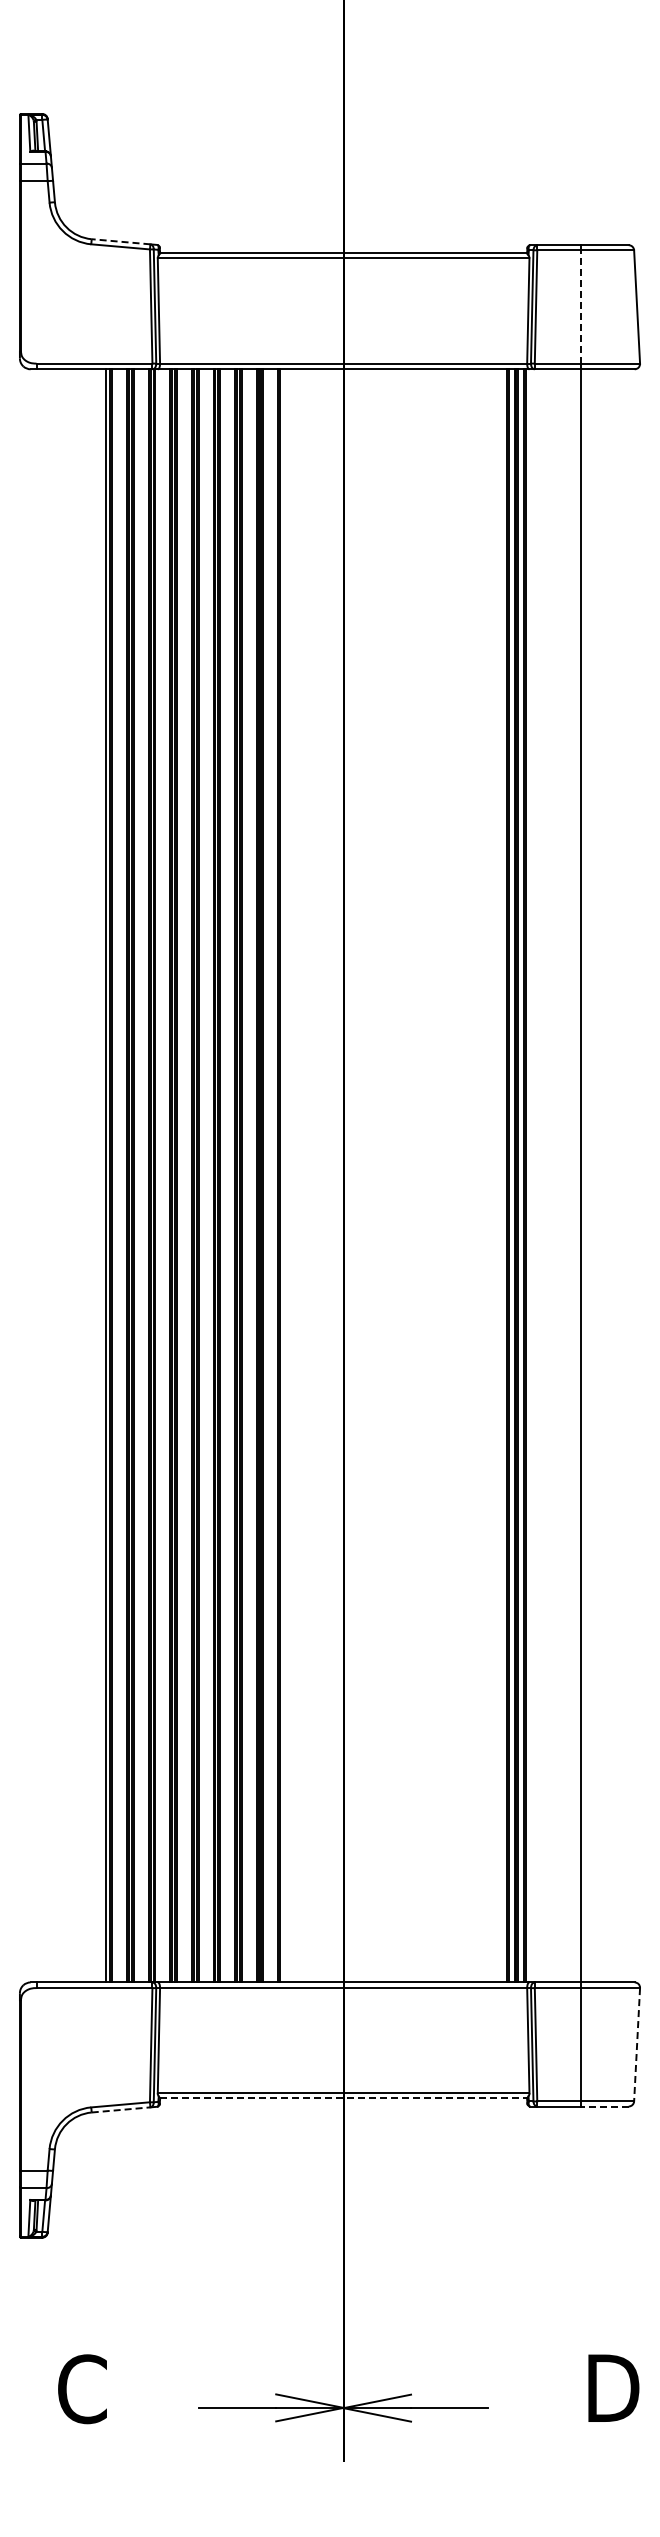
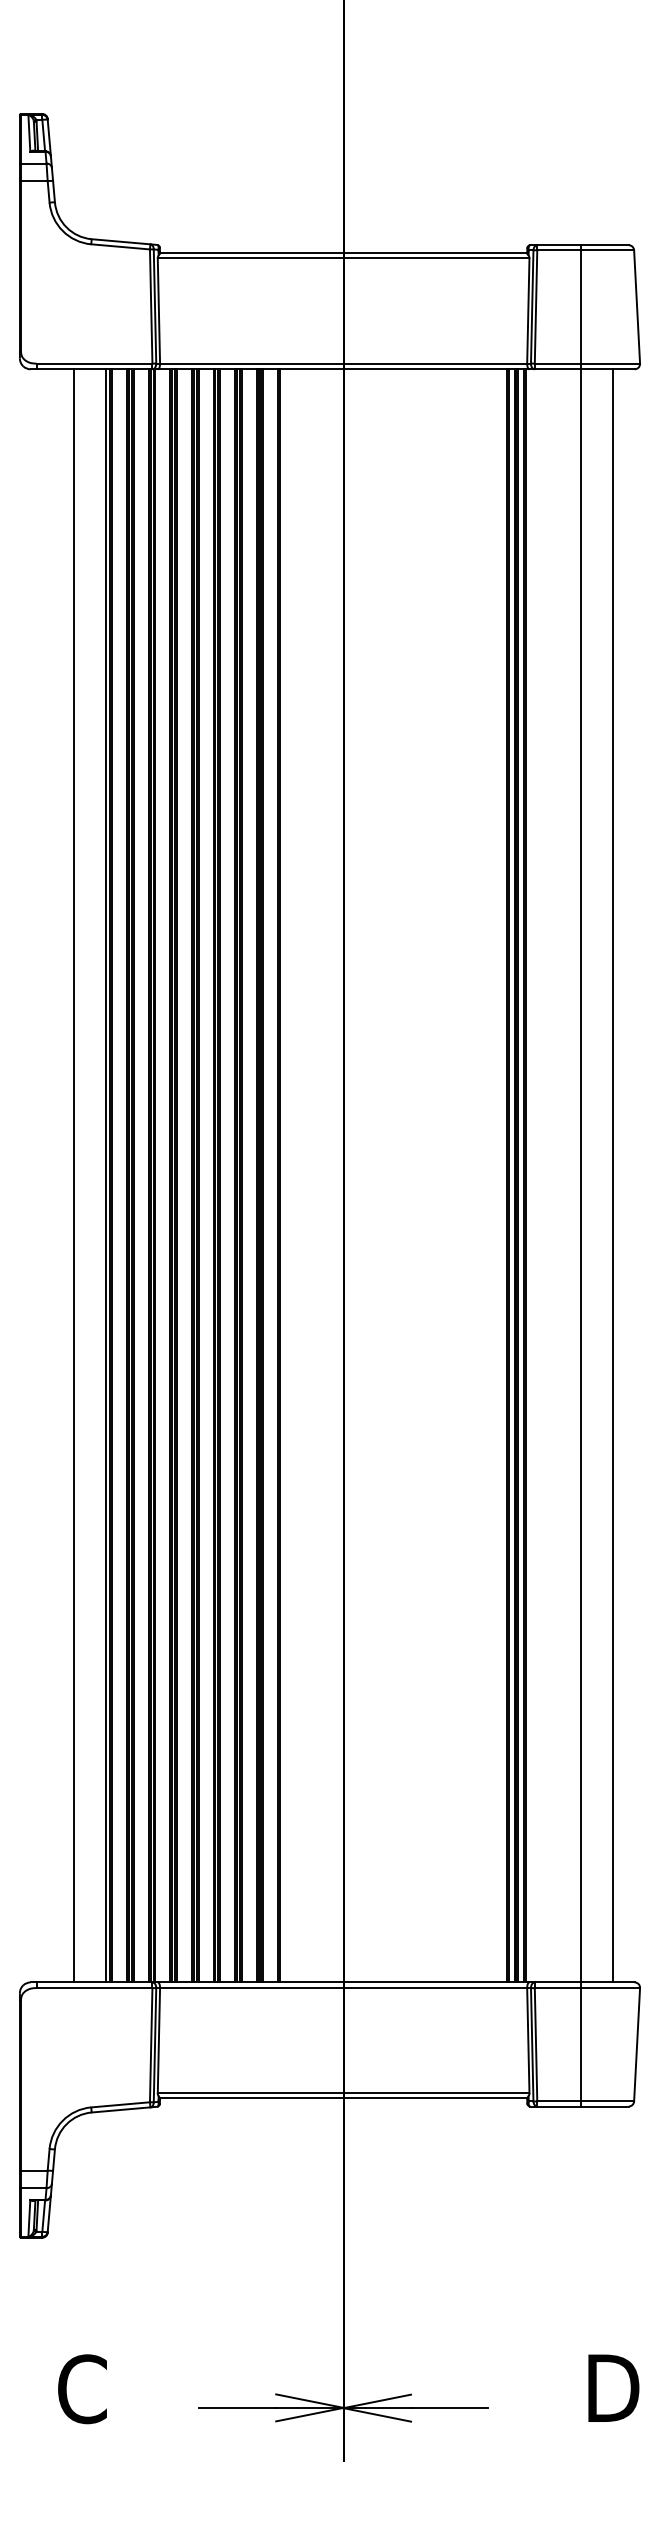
line: dashed -> solid (120, 241)
line: dashed -> solid (581, 306)
line: none -> present (73, 1175)
line: none -> present (613, 1175)
line: dashed -> solid (637, 2044)
line: dashed -> solid (344, 2098)
line: dashed -> solid (604, 2106)
line: dashed -> solid (121, 2109)
